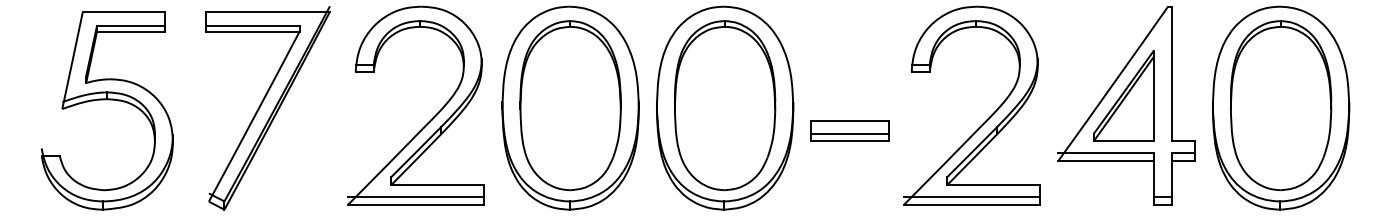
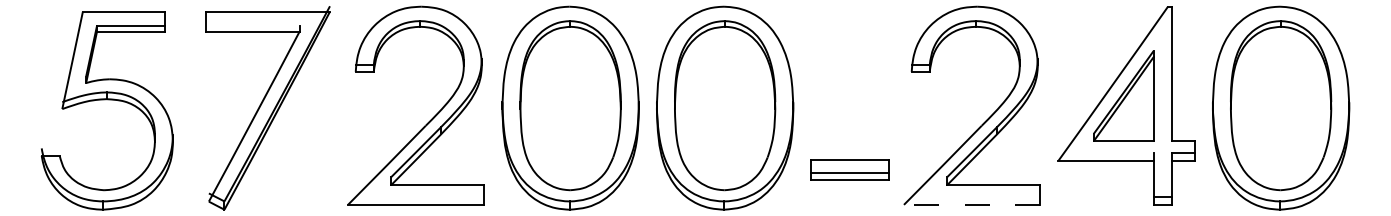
line: present -> none (252, 26)
part position: (849, 130) -> (849, 169) (849, 169)
line: present -> none (1105, 153)
line: present -> none (416, 196)
line: present -> none (971, 196)
line: solid -> dashed (971, 204)
